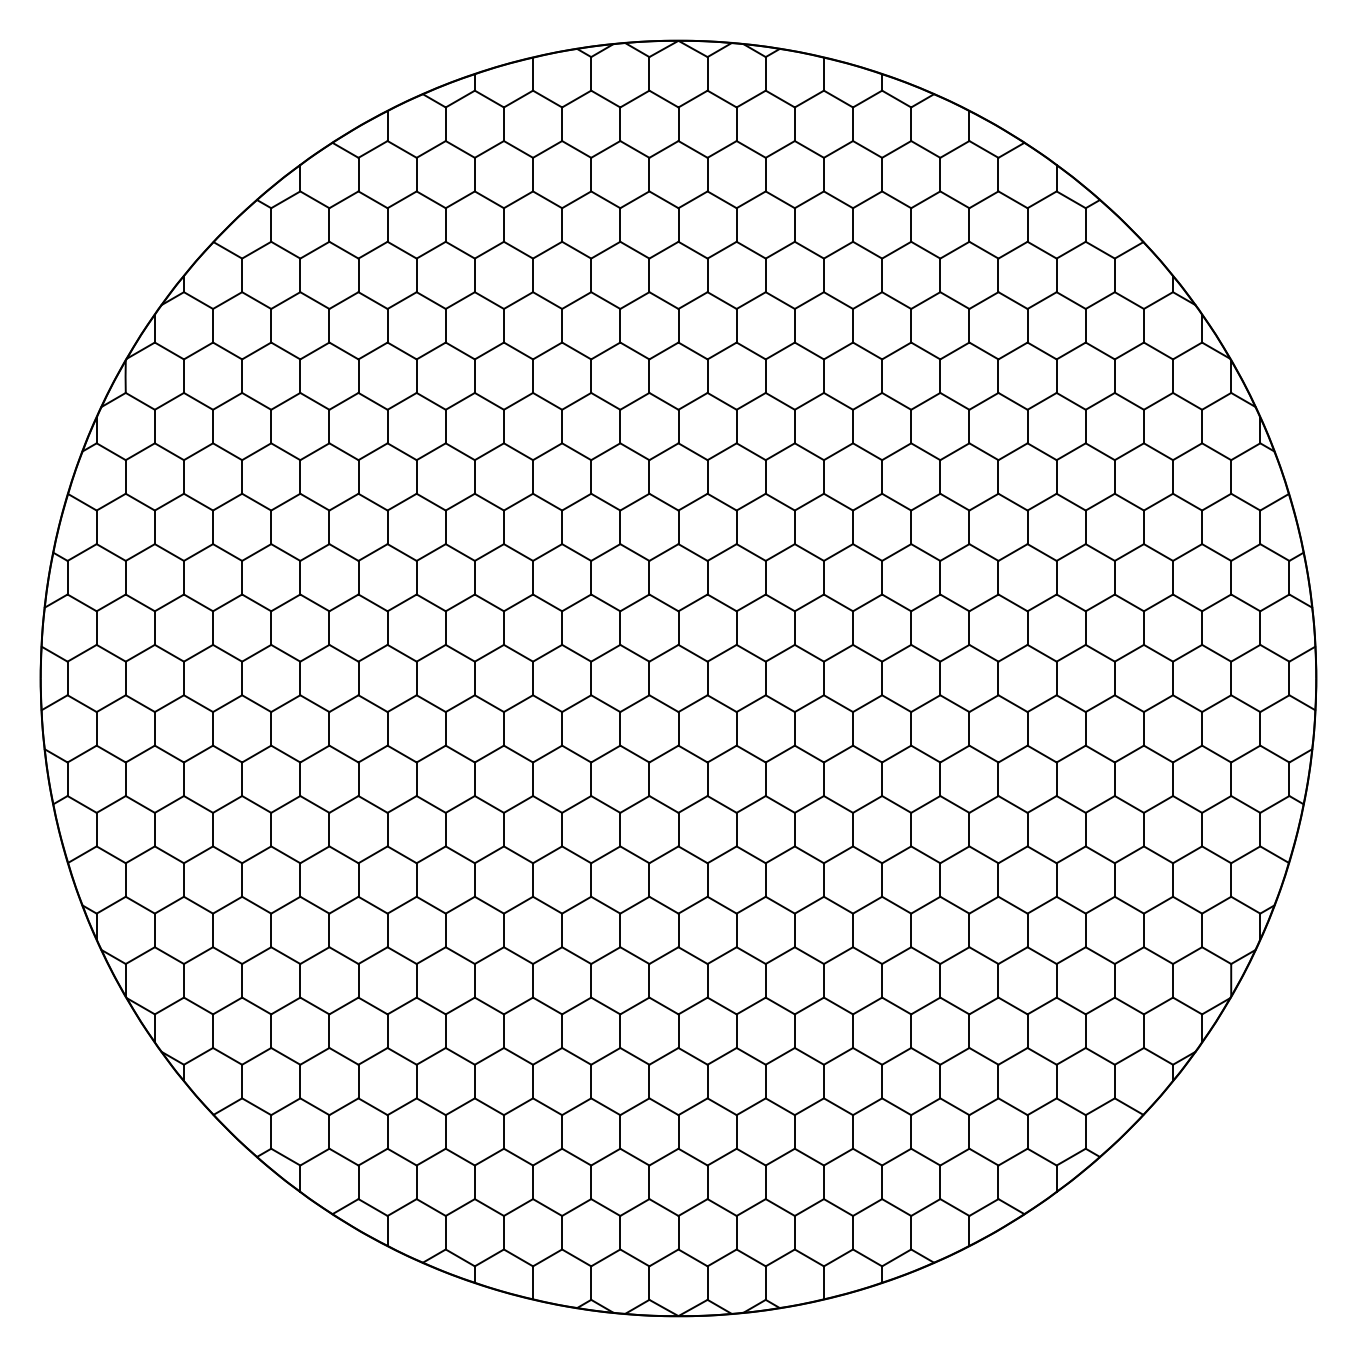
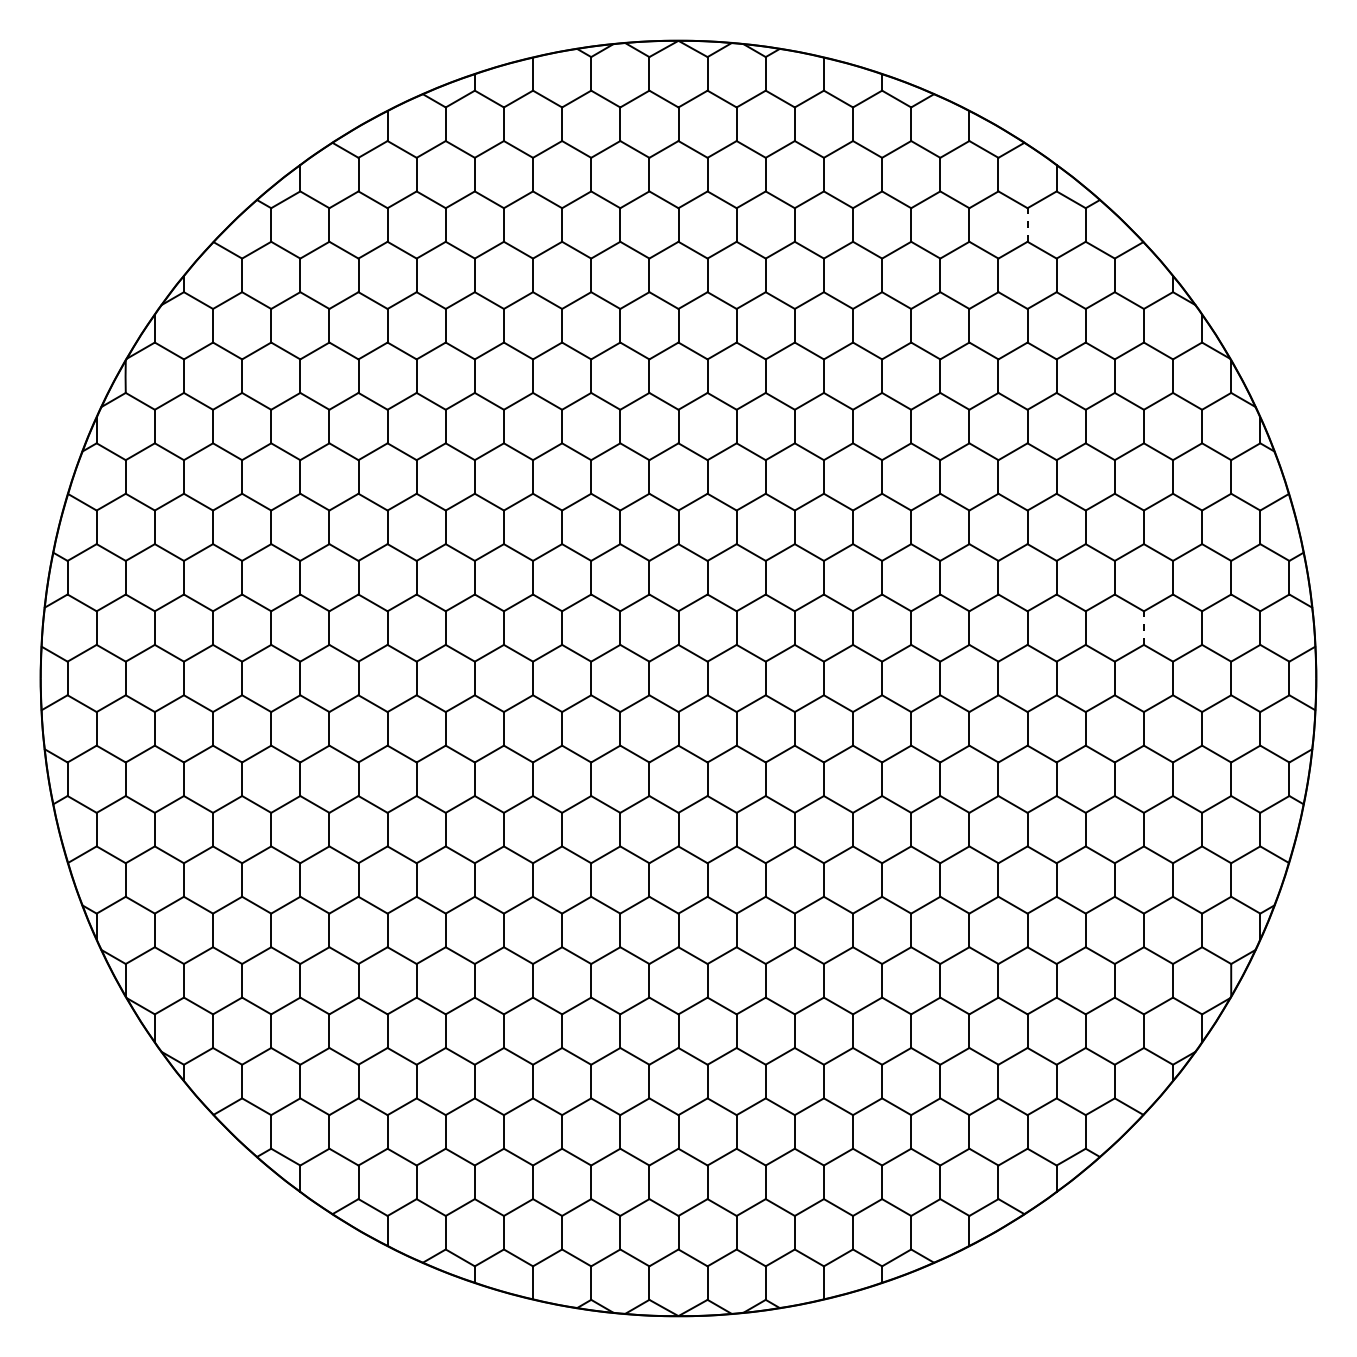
line: solid -> dashed (1027, 225)
line: solid -> dashed (1143, 628)
